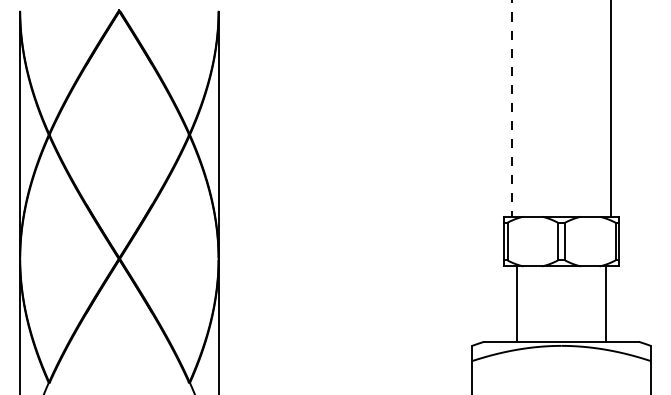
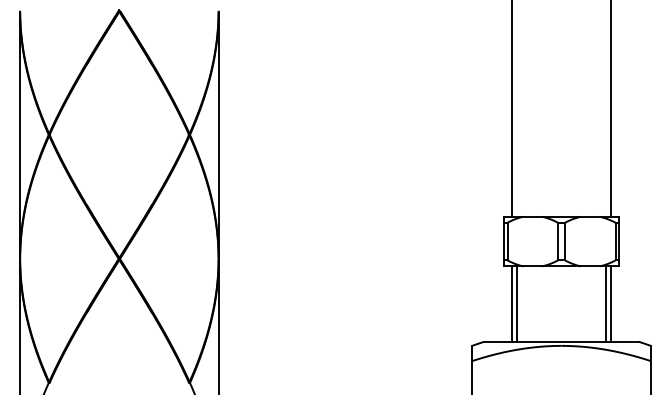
line: dashed -> solid (511, 108)
line: none -> present (511, 303)
line: none -> present (611, 303)
